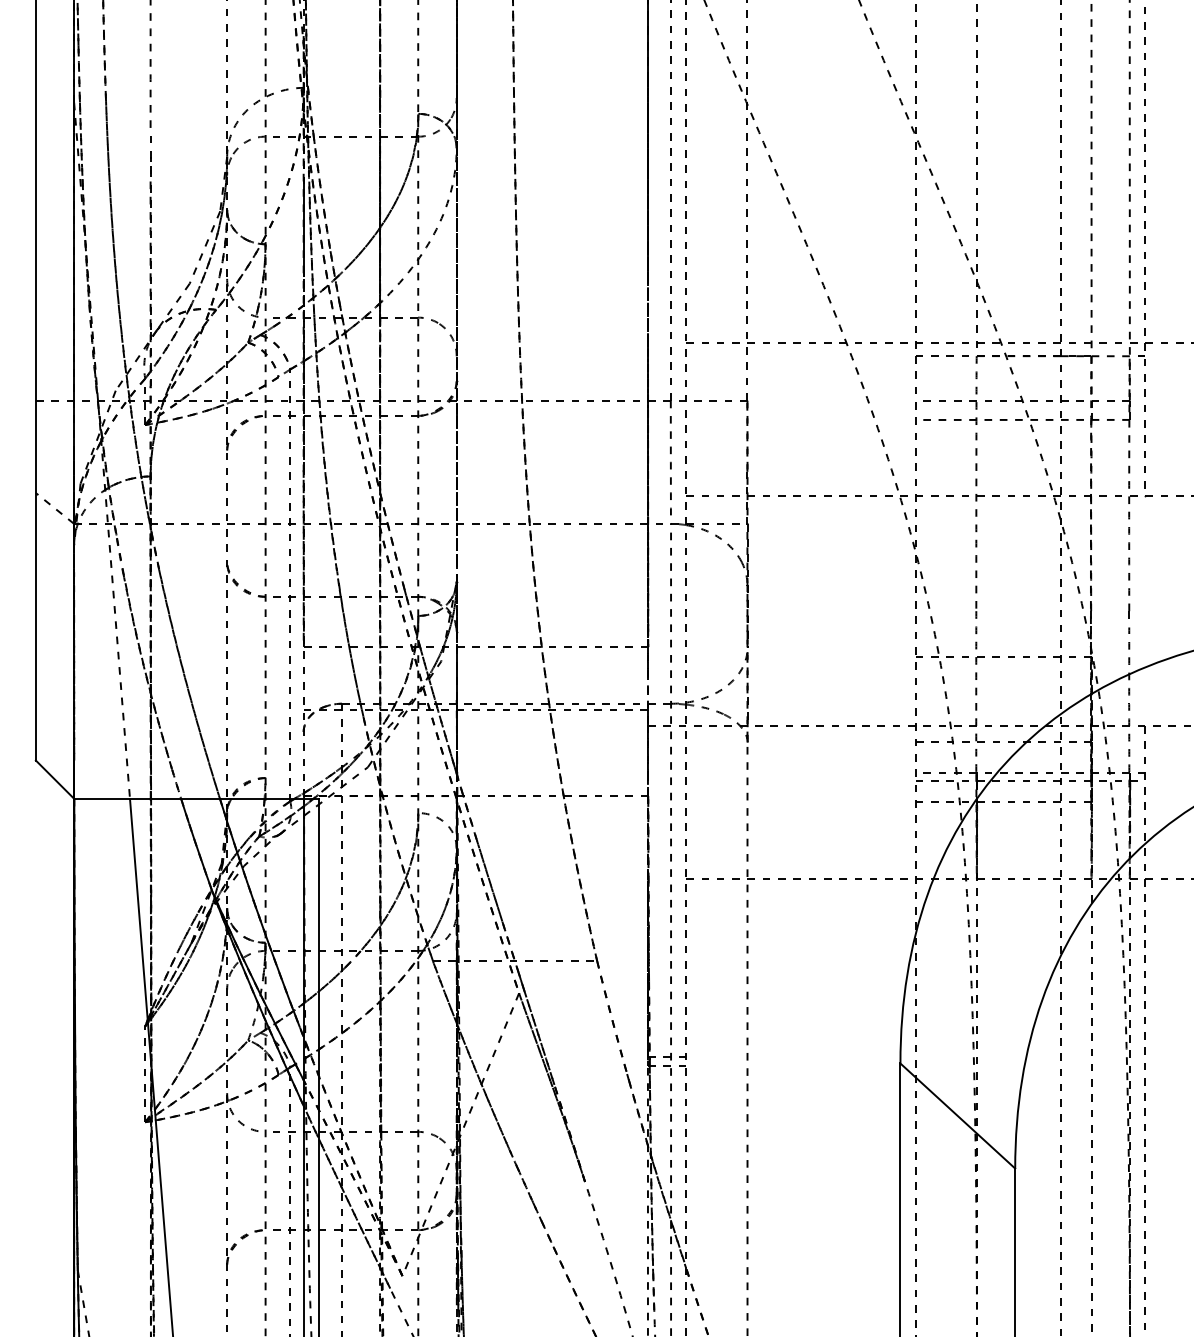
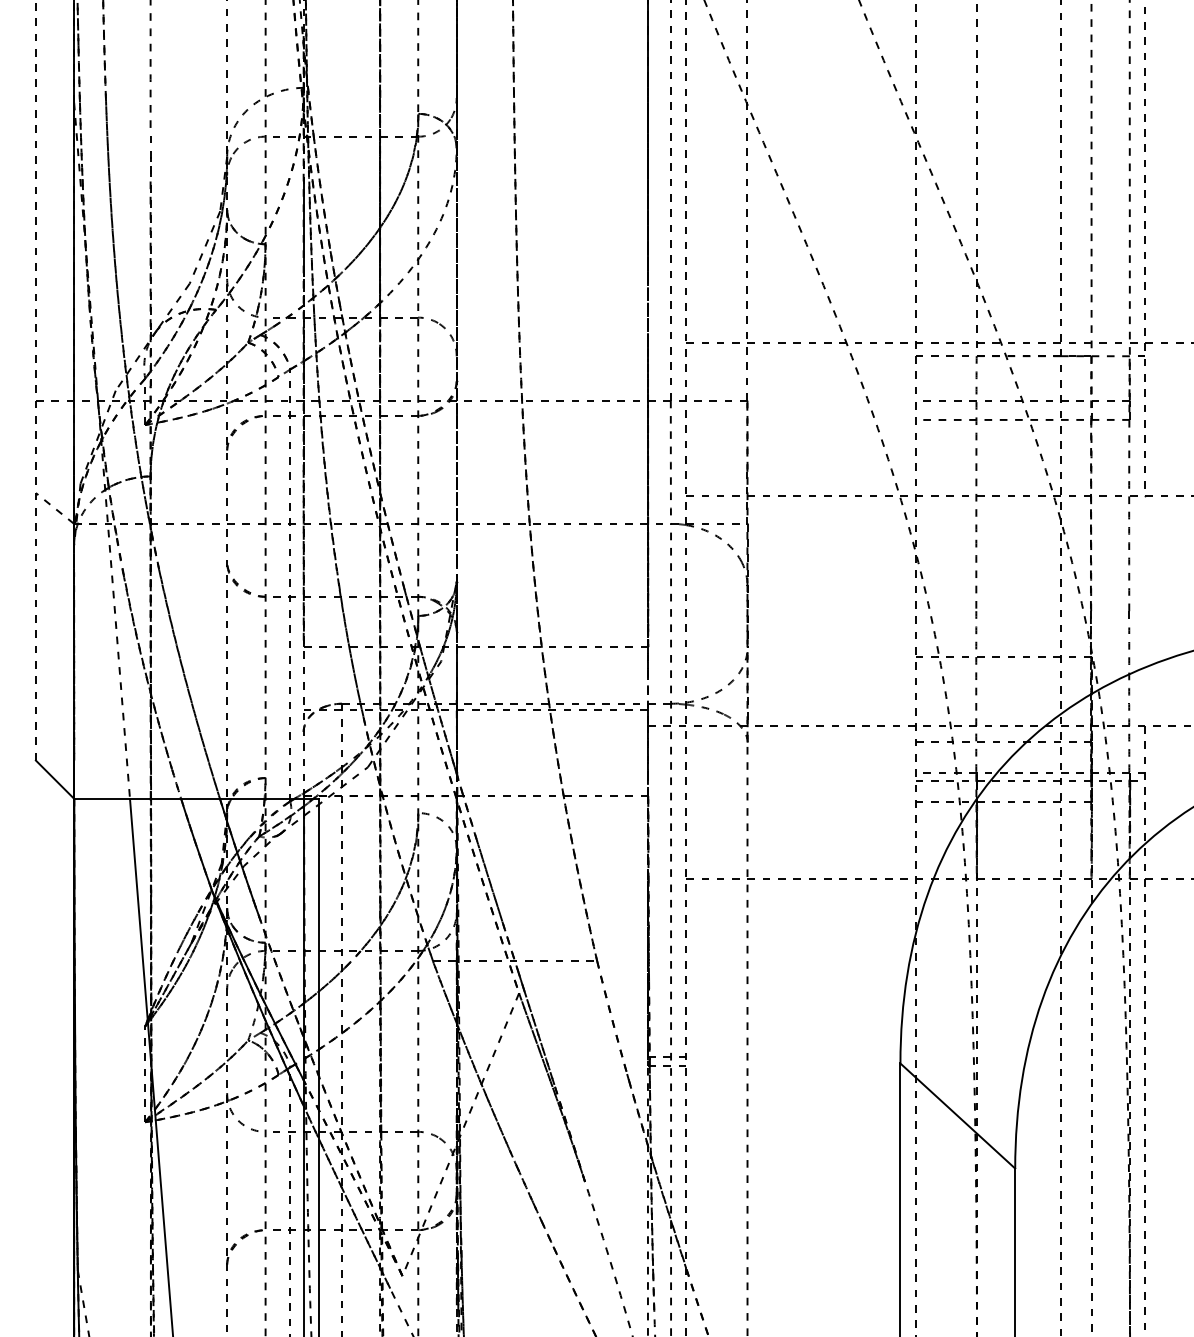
line: solid -> dashed (35, 380)
arc: solid -> dashed (279, 972)
